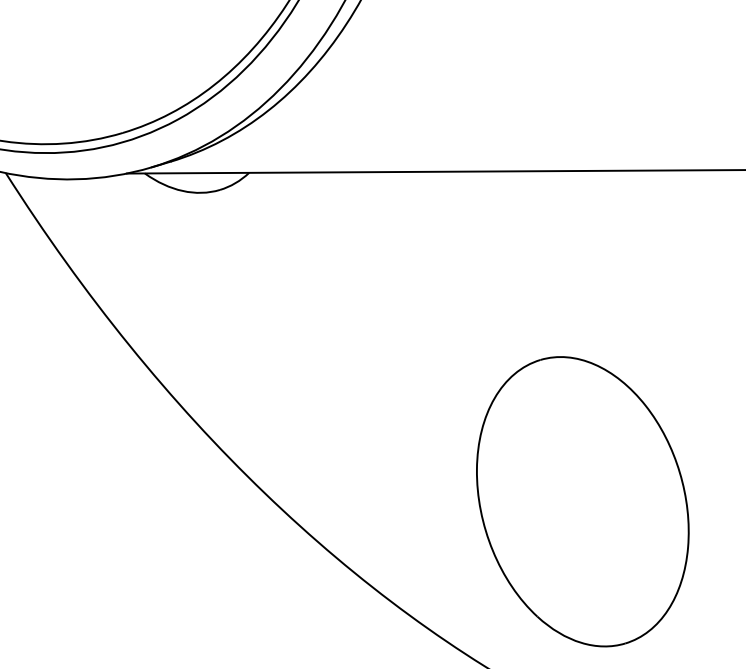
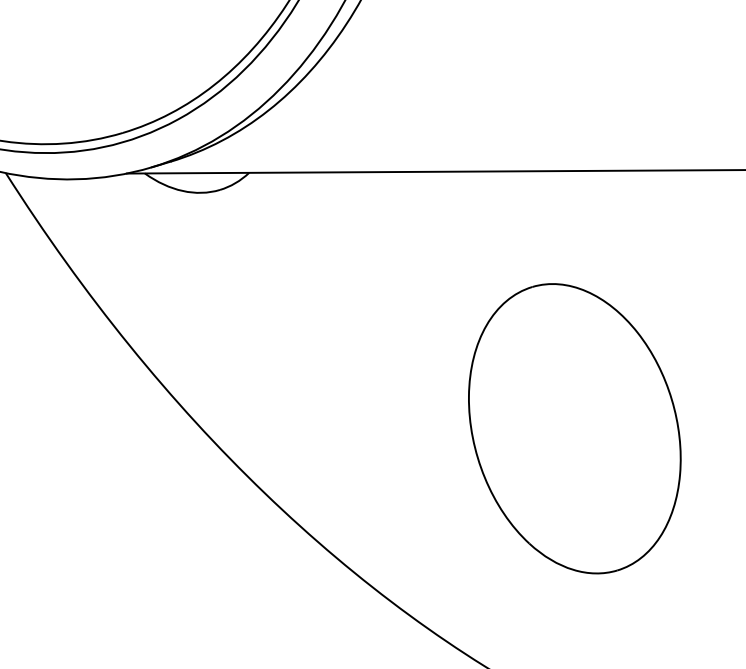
part position: (582, 501) -> (574, 428) (574, 428)
